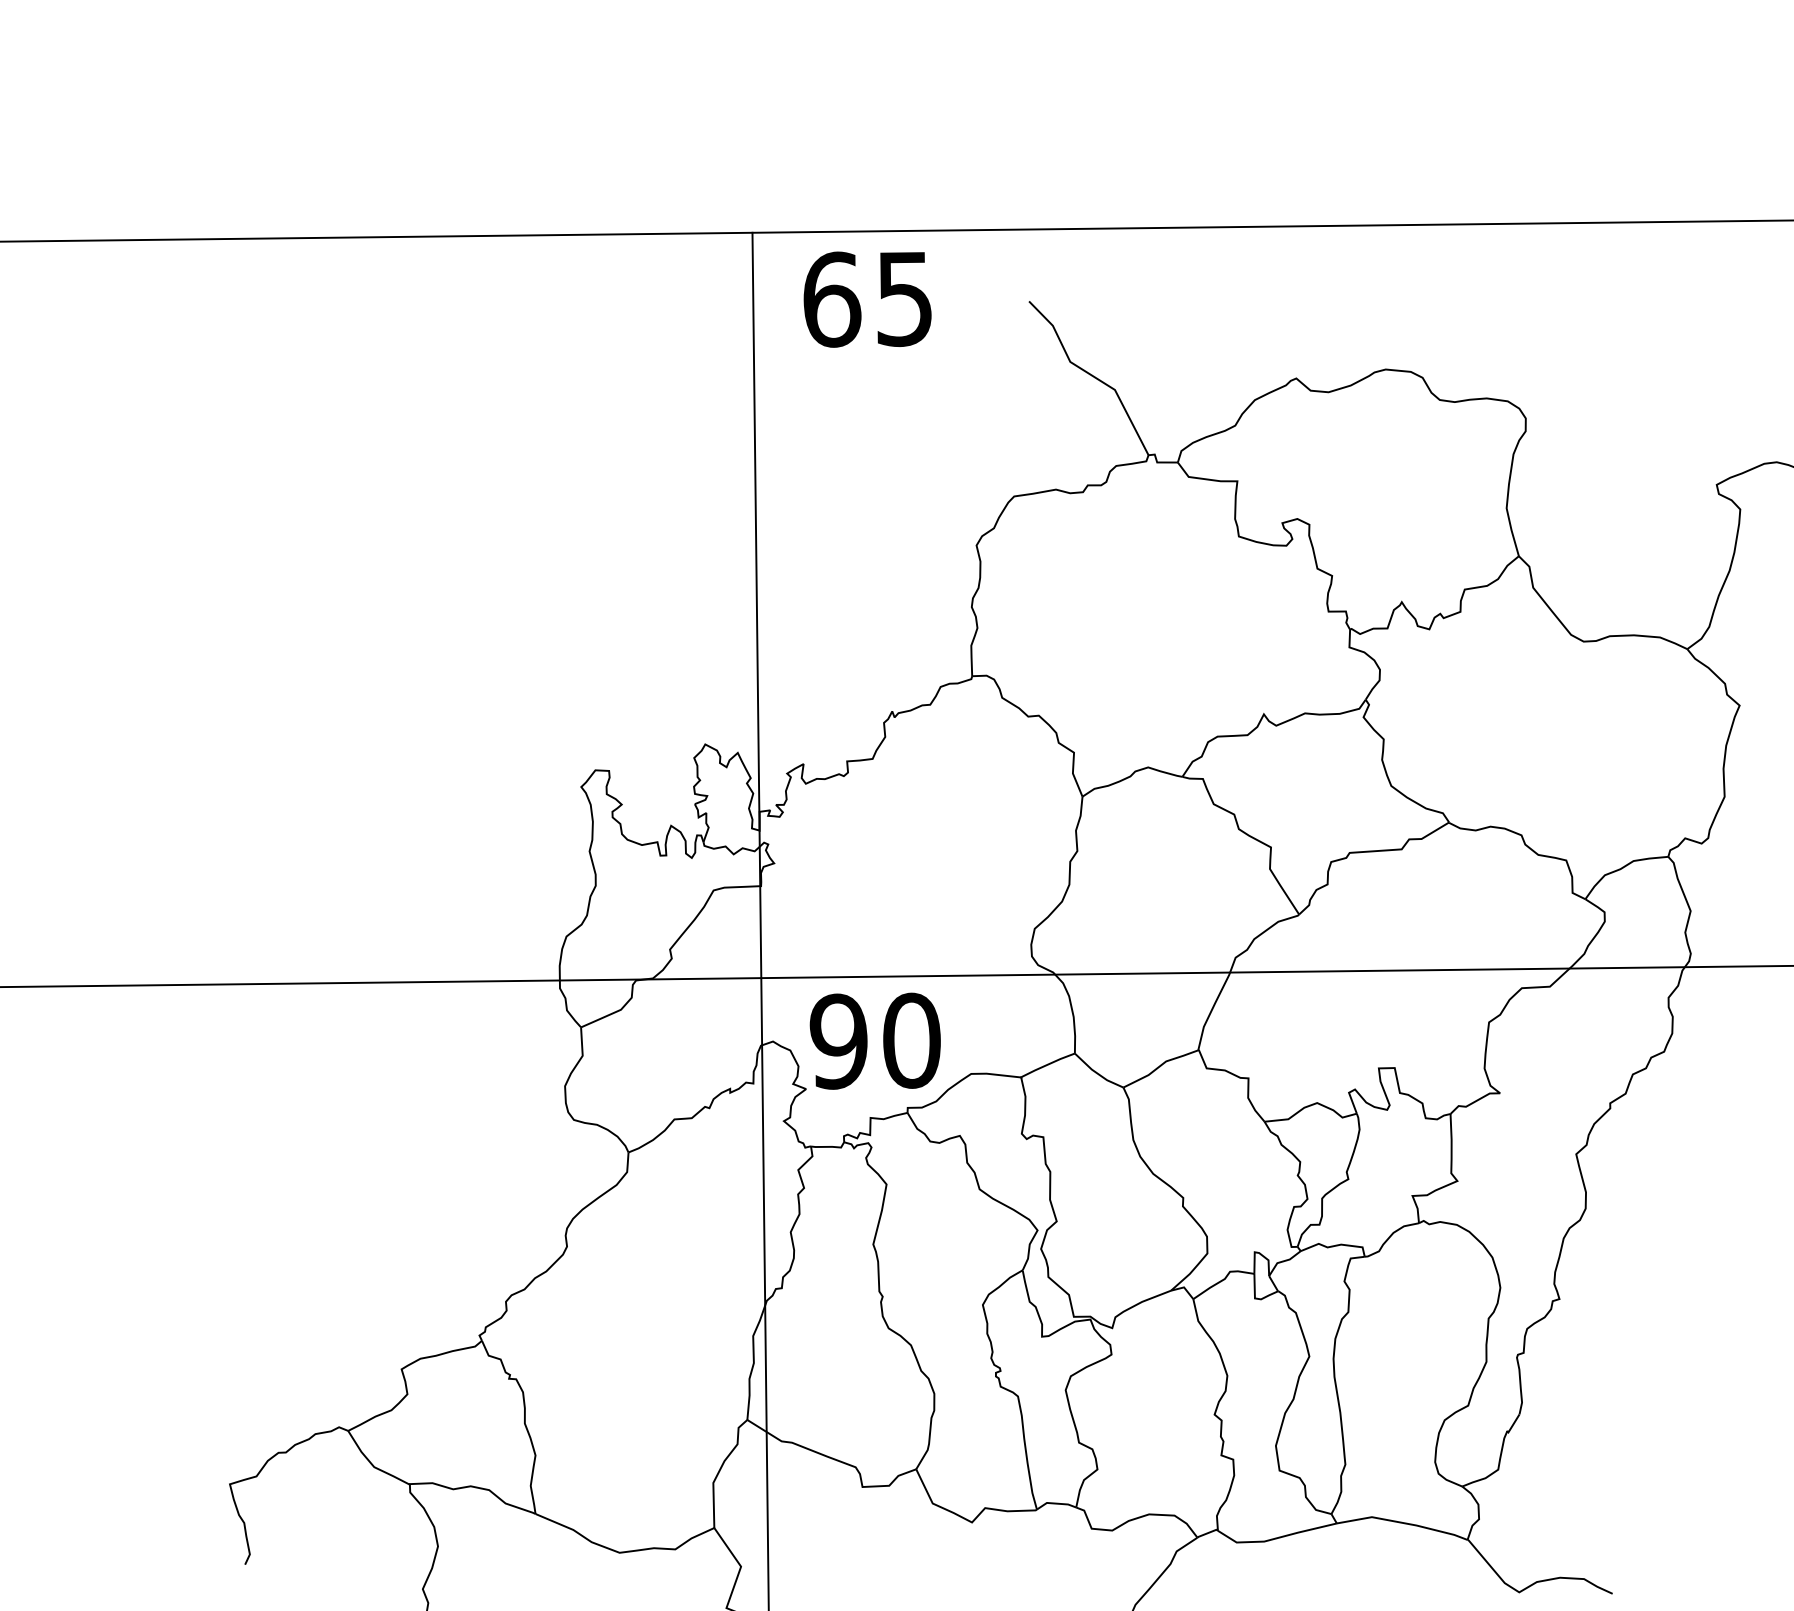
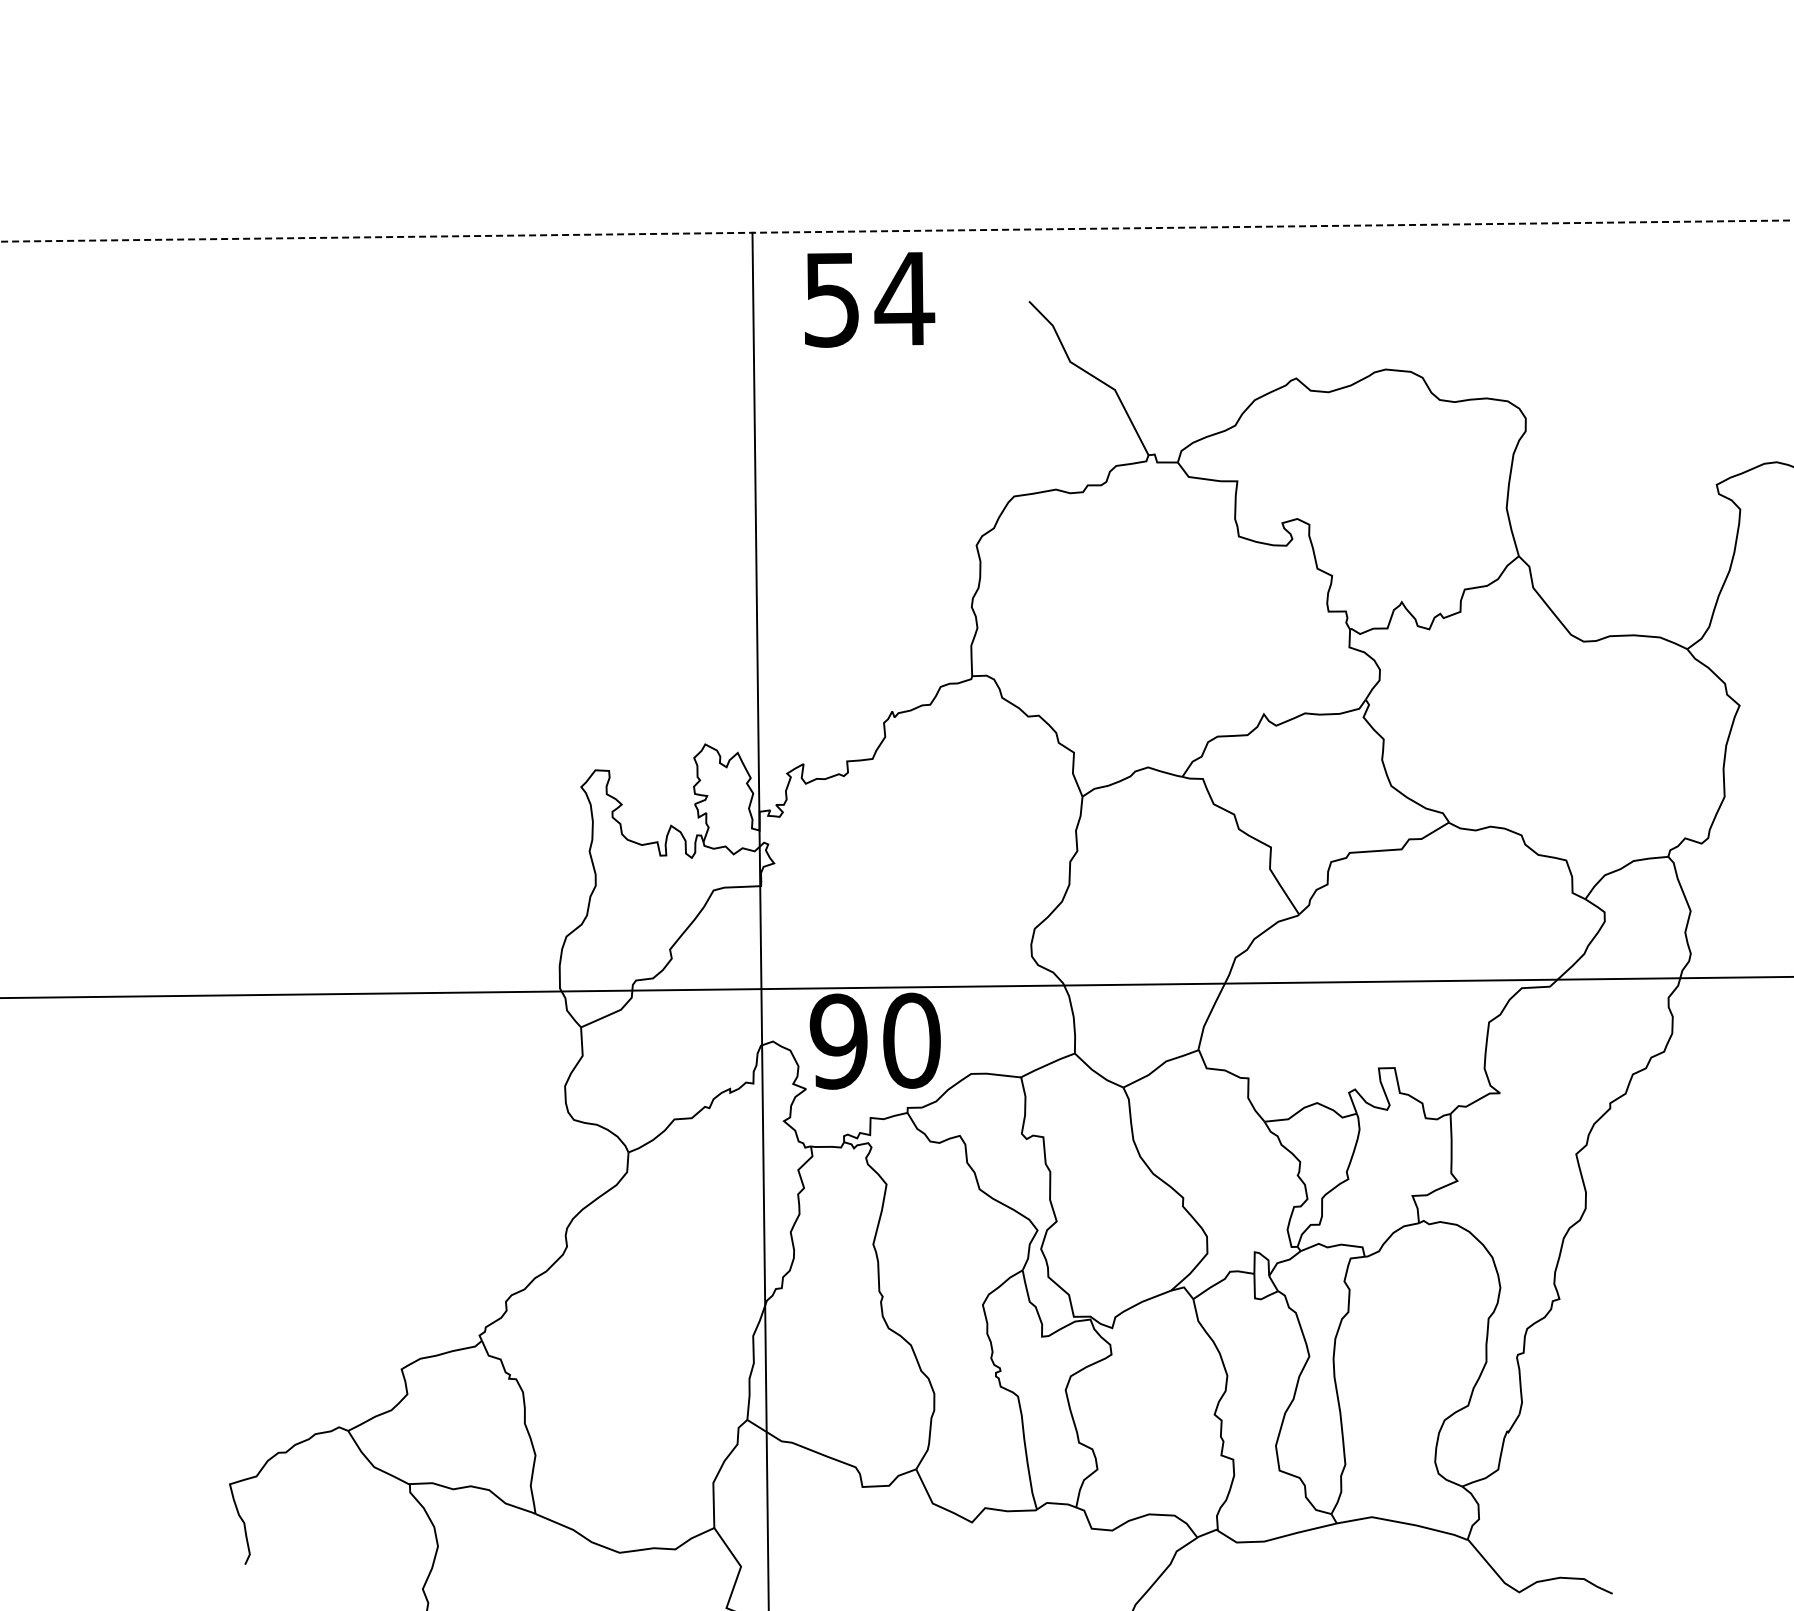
line: solid -> dashed (896, 231)
text: 65 -> 54 (869, 299)
line position: (896, 976) -> (896, 987) (896, 987)
